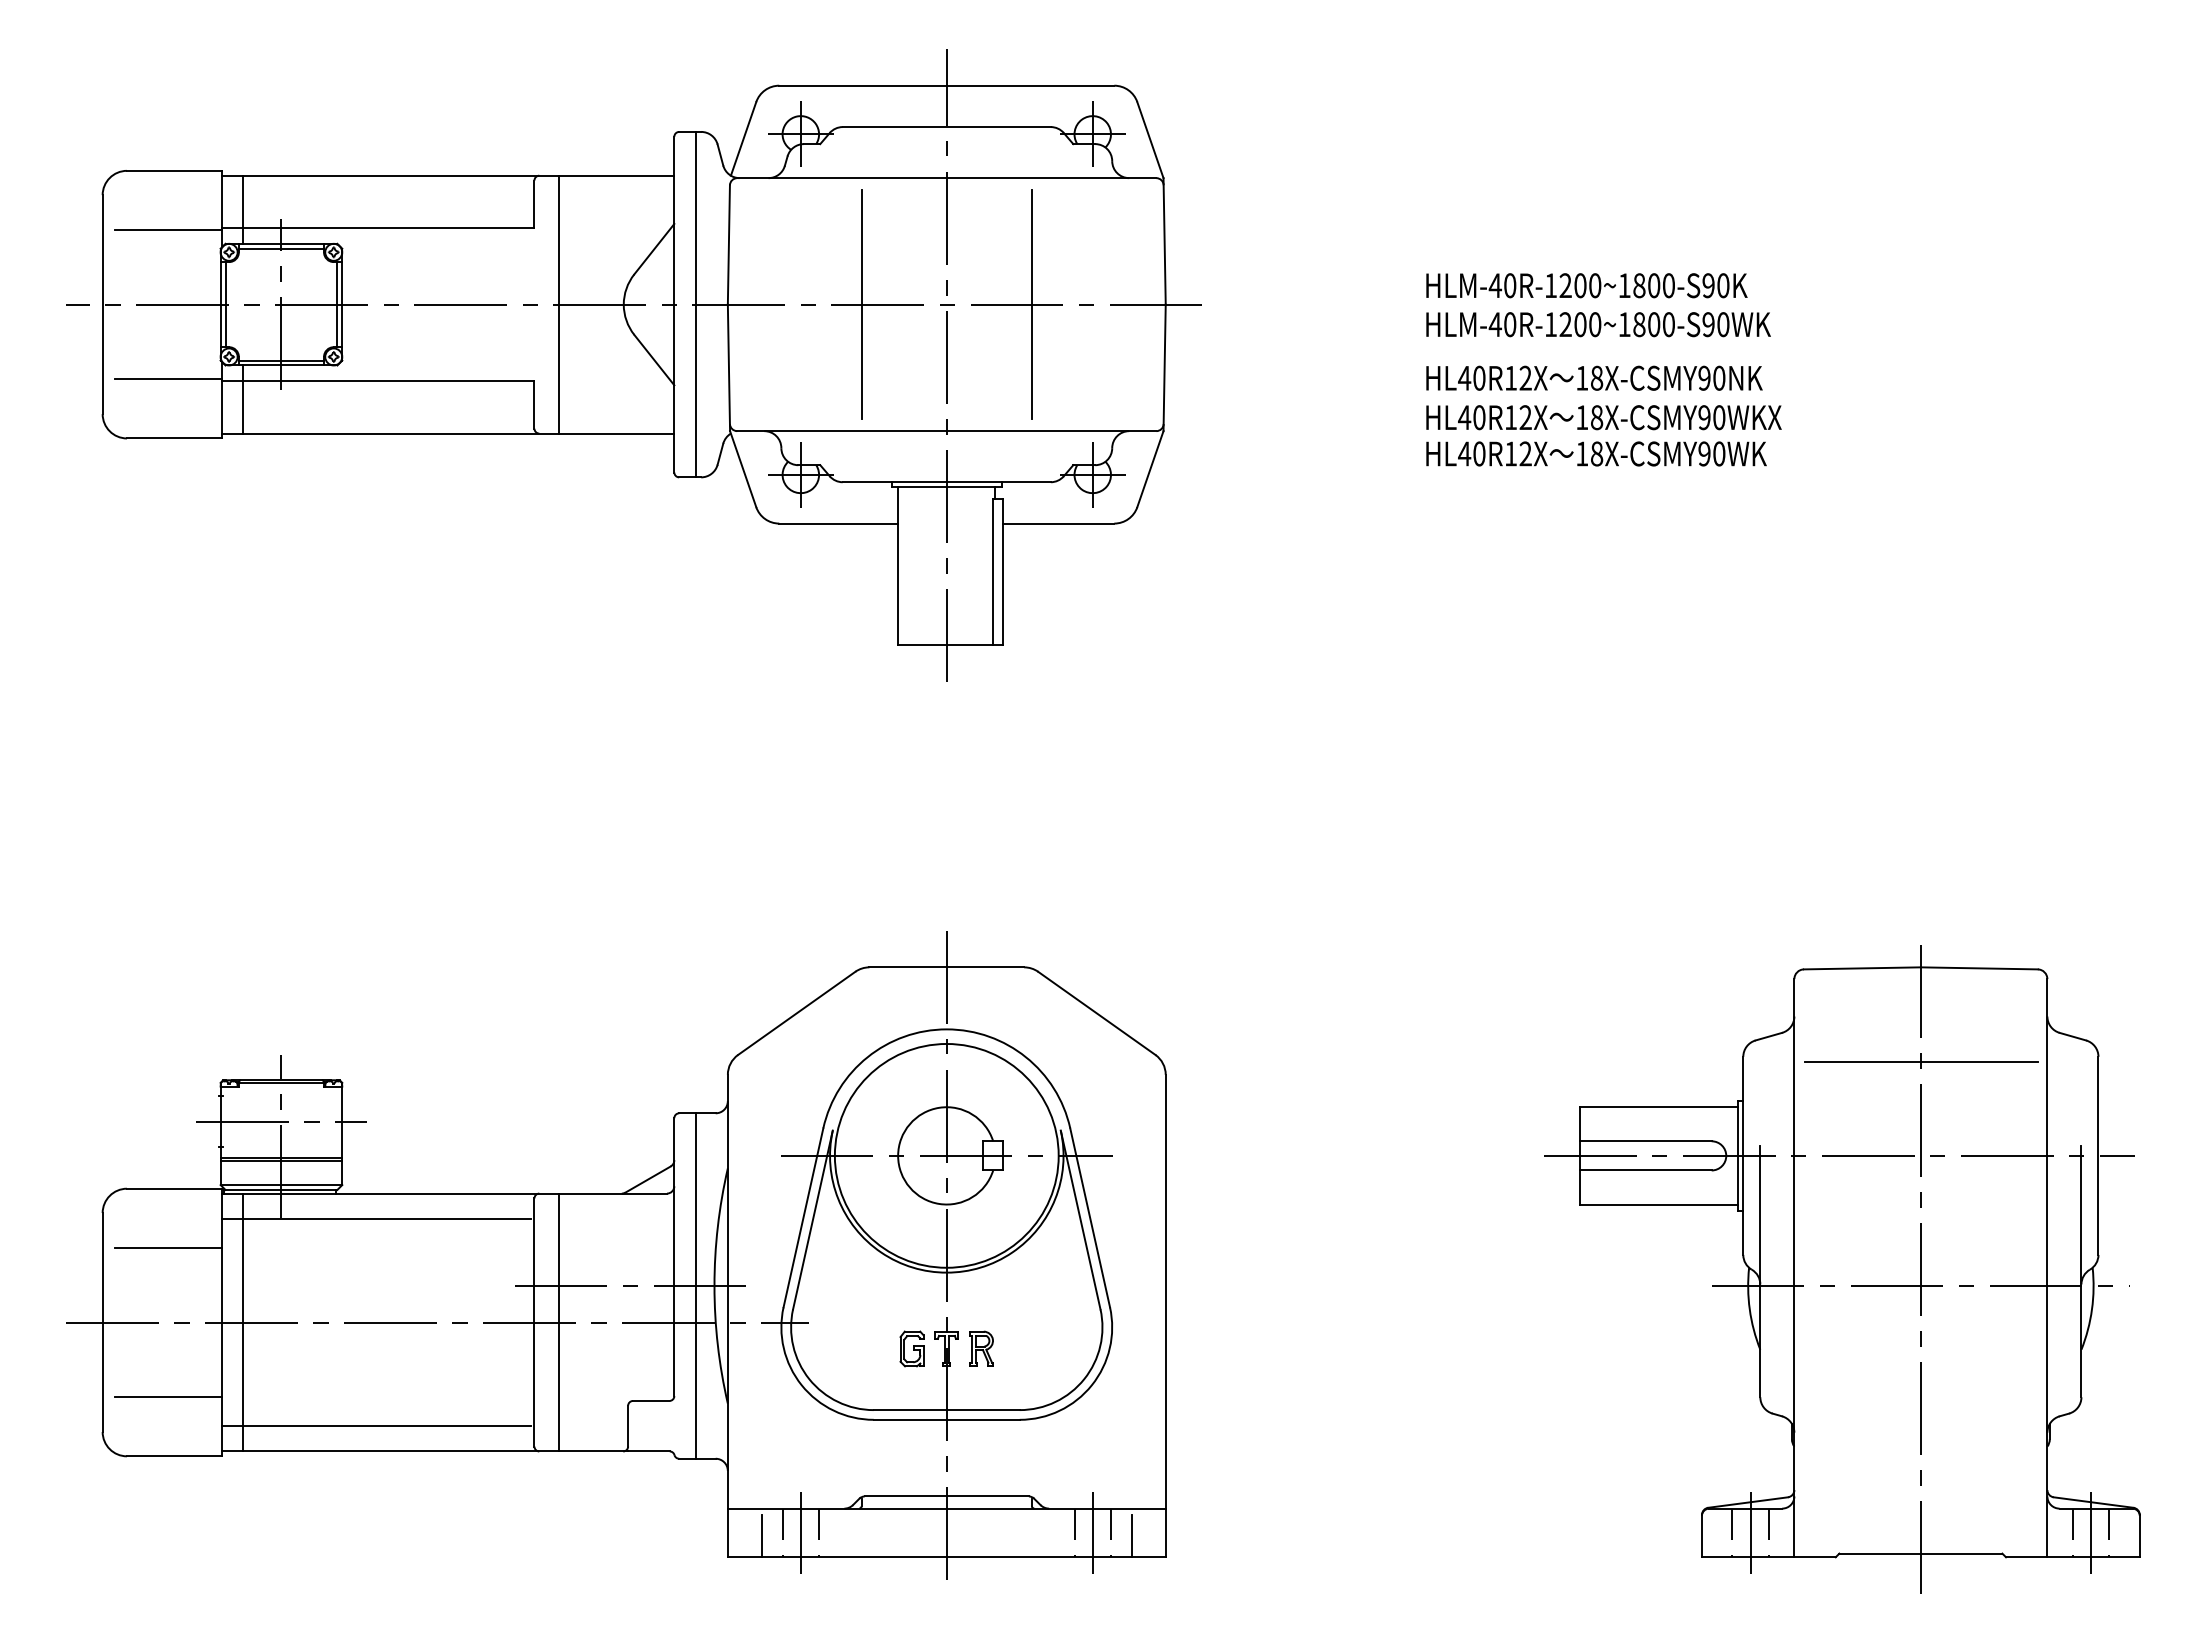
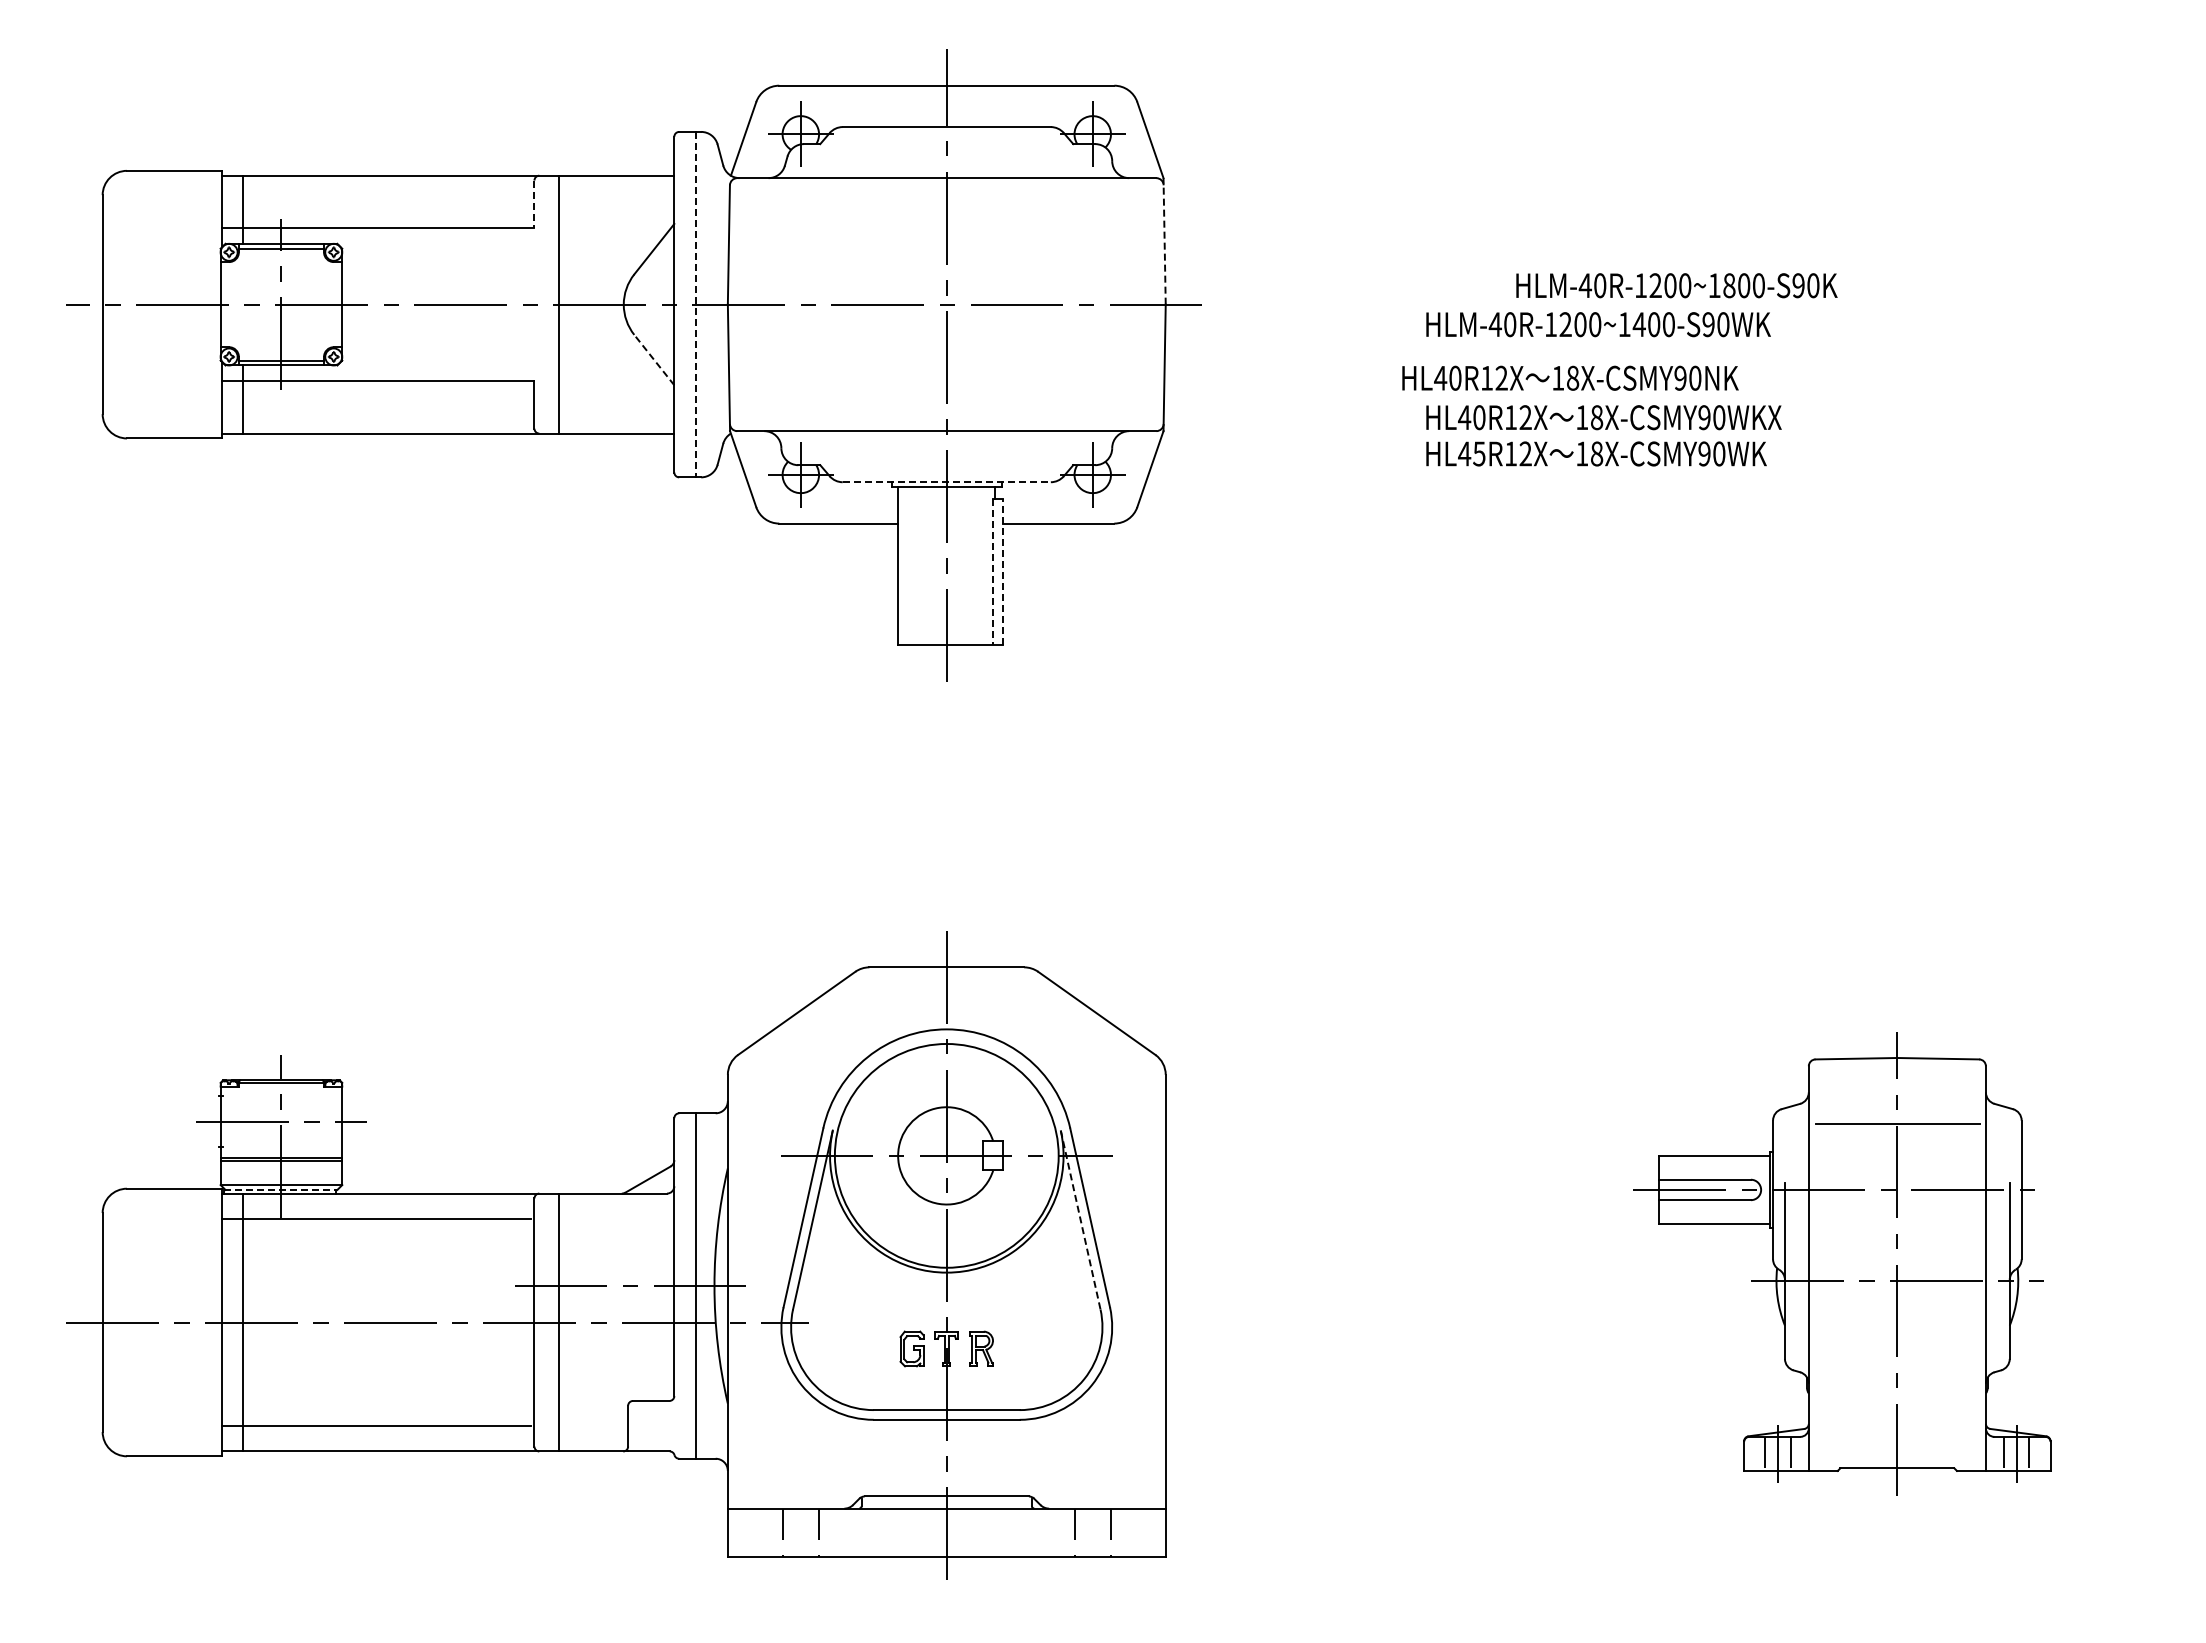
line: solid -> dashed (534, 204)
line: present -> none (167, 230)
line: solid -> dashed (1164, 240)
text position: (1586, 285) -> (1676, 285) (1676, 285)
line: present -> none (225, 304)
line: present -> none (337, 304)
line: solid -> dashed (696, 304)
line: present -> none (861, 304)
line: present -> none (1031, 304)
text: HLM-40R-1200~1800-S90WK -> HLM-40R-1200~1400-S90WK (1638, 324)
line: solid -> dashed (654, 359)
text position: (1594, 377) -> (1570, 377) (1570, 377)
line: present -> none (167, 378)
text: HL40R12X -> HL45R12X (1479, 453)
line: solid -> dashed (947, 482)
line: solid -> dashed (993, 572)
line: solid -> dashed (1002, 572)
line: solid -> dashed (280, 1189)
line: solid -> dashed (1080, 1220)
line: present -> none (167, 1248)
part size: 597x649 px -> 419x460 px (1842, 1265)
line: present -> none (167, 1396)
line: present -> none (800, 1532)
line: present -> none (1092, 1532)
line: present -> none (761, 1536)
line: present -> none (1131, 1536)
